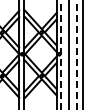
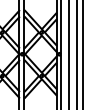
line: dashed -> solid (61, 54)
line: dashed -> solid (76, 54)
